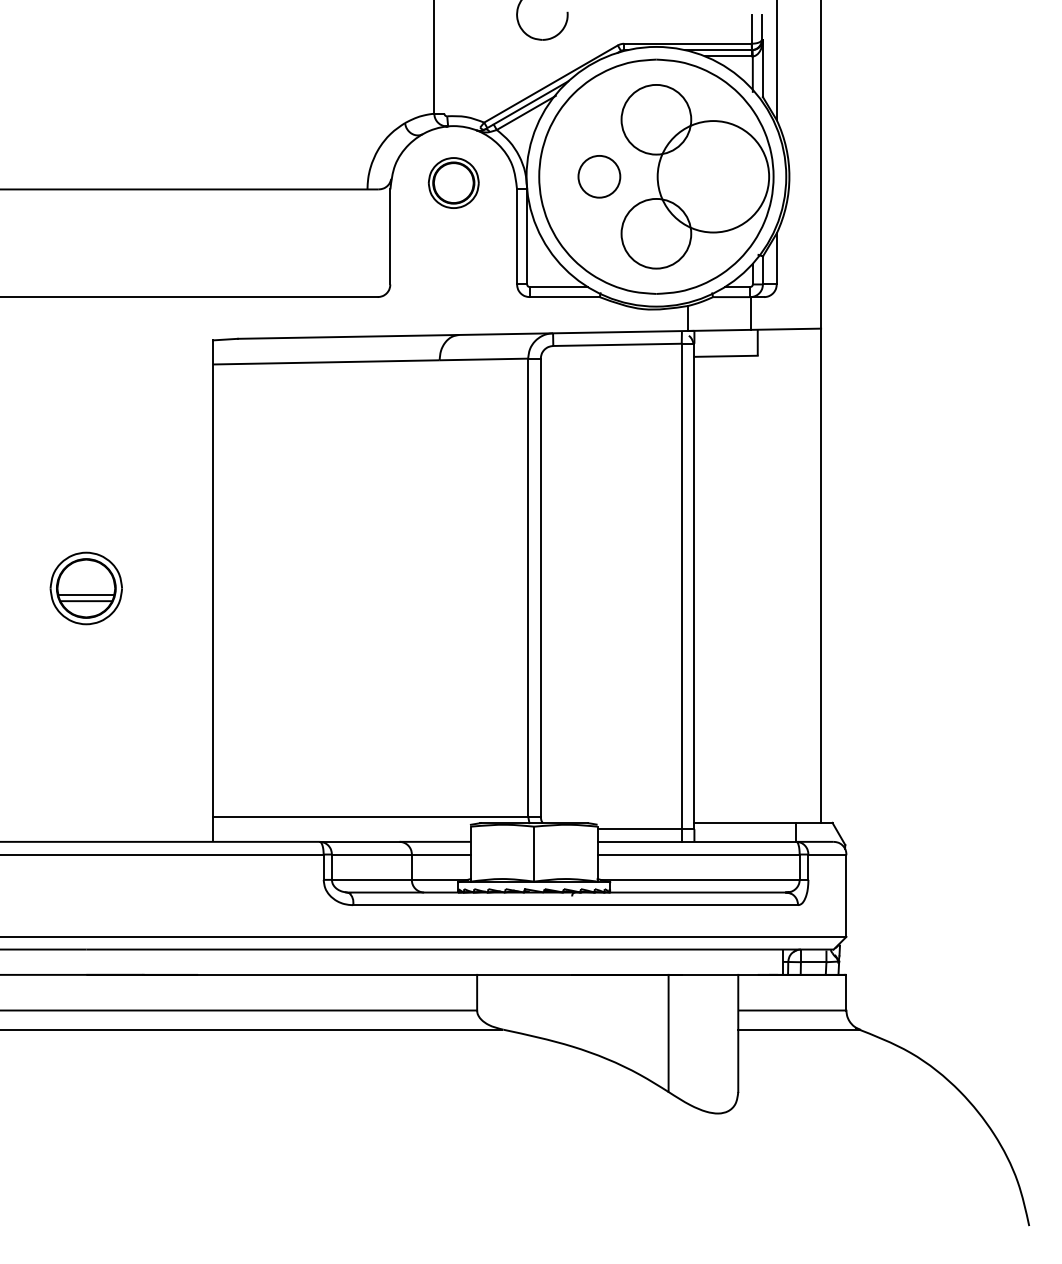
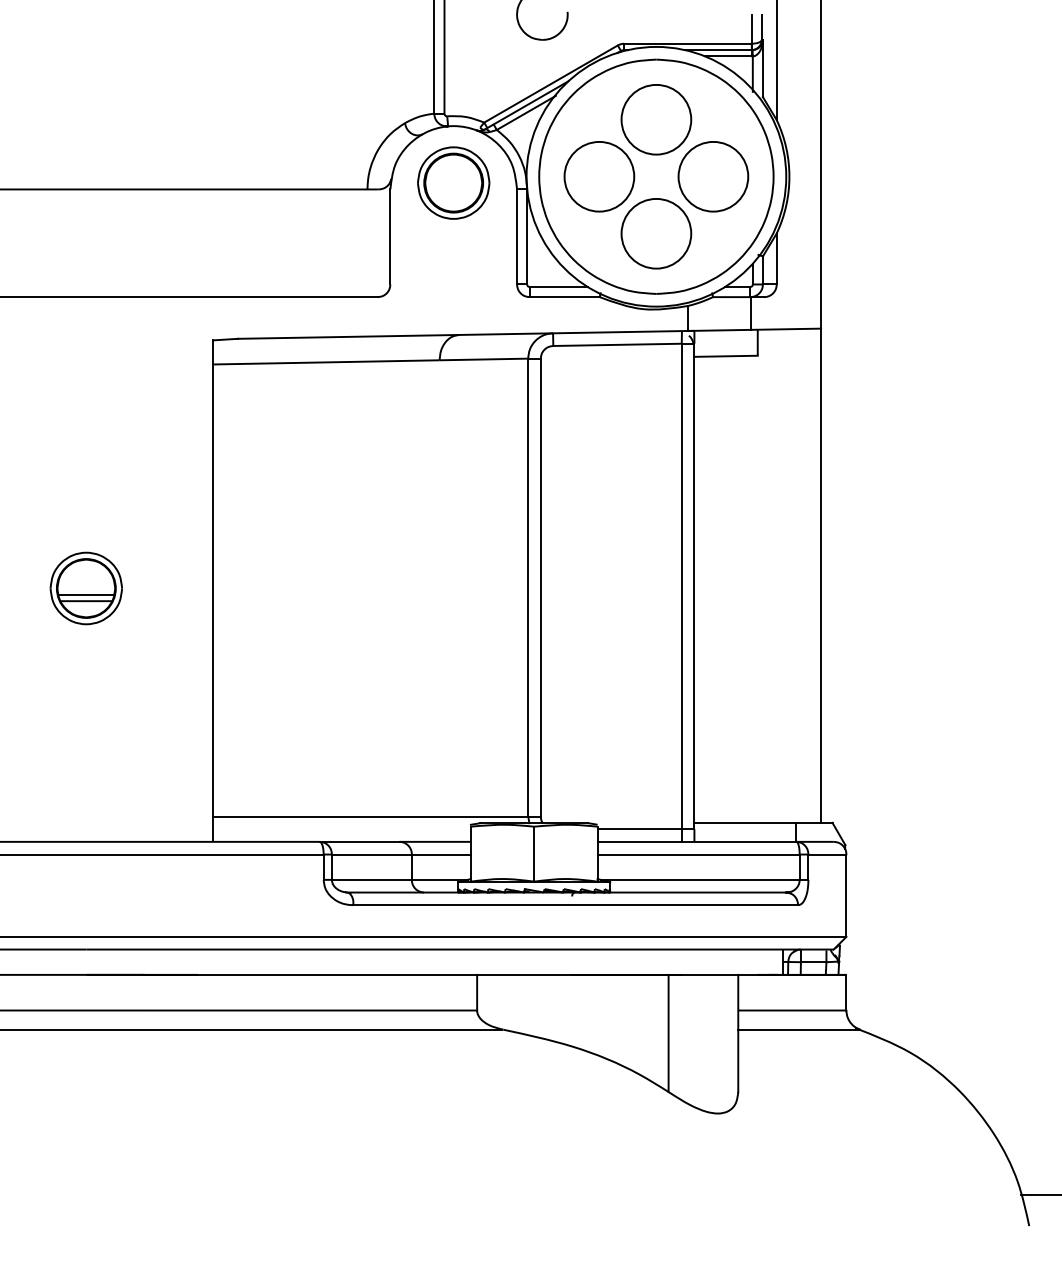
line: none -> present (444, 57)
circle diameter: 42 px -> 70 px (599, 176)
circle diameter: 111 px -> 70 px (713, 176)
part size: 53x52 px -> 74x74 px (453, 182)
line: none -> present (1039, 1195)
